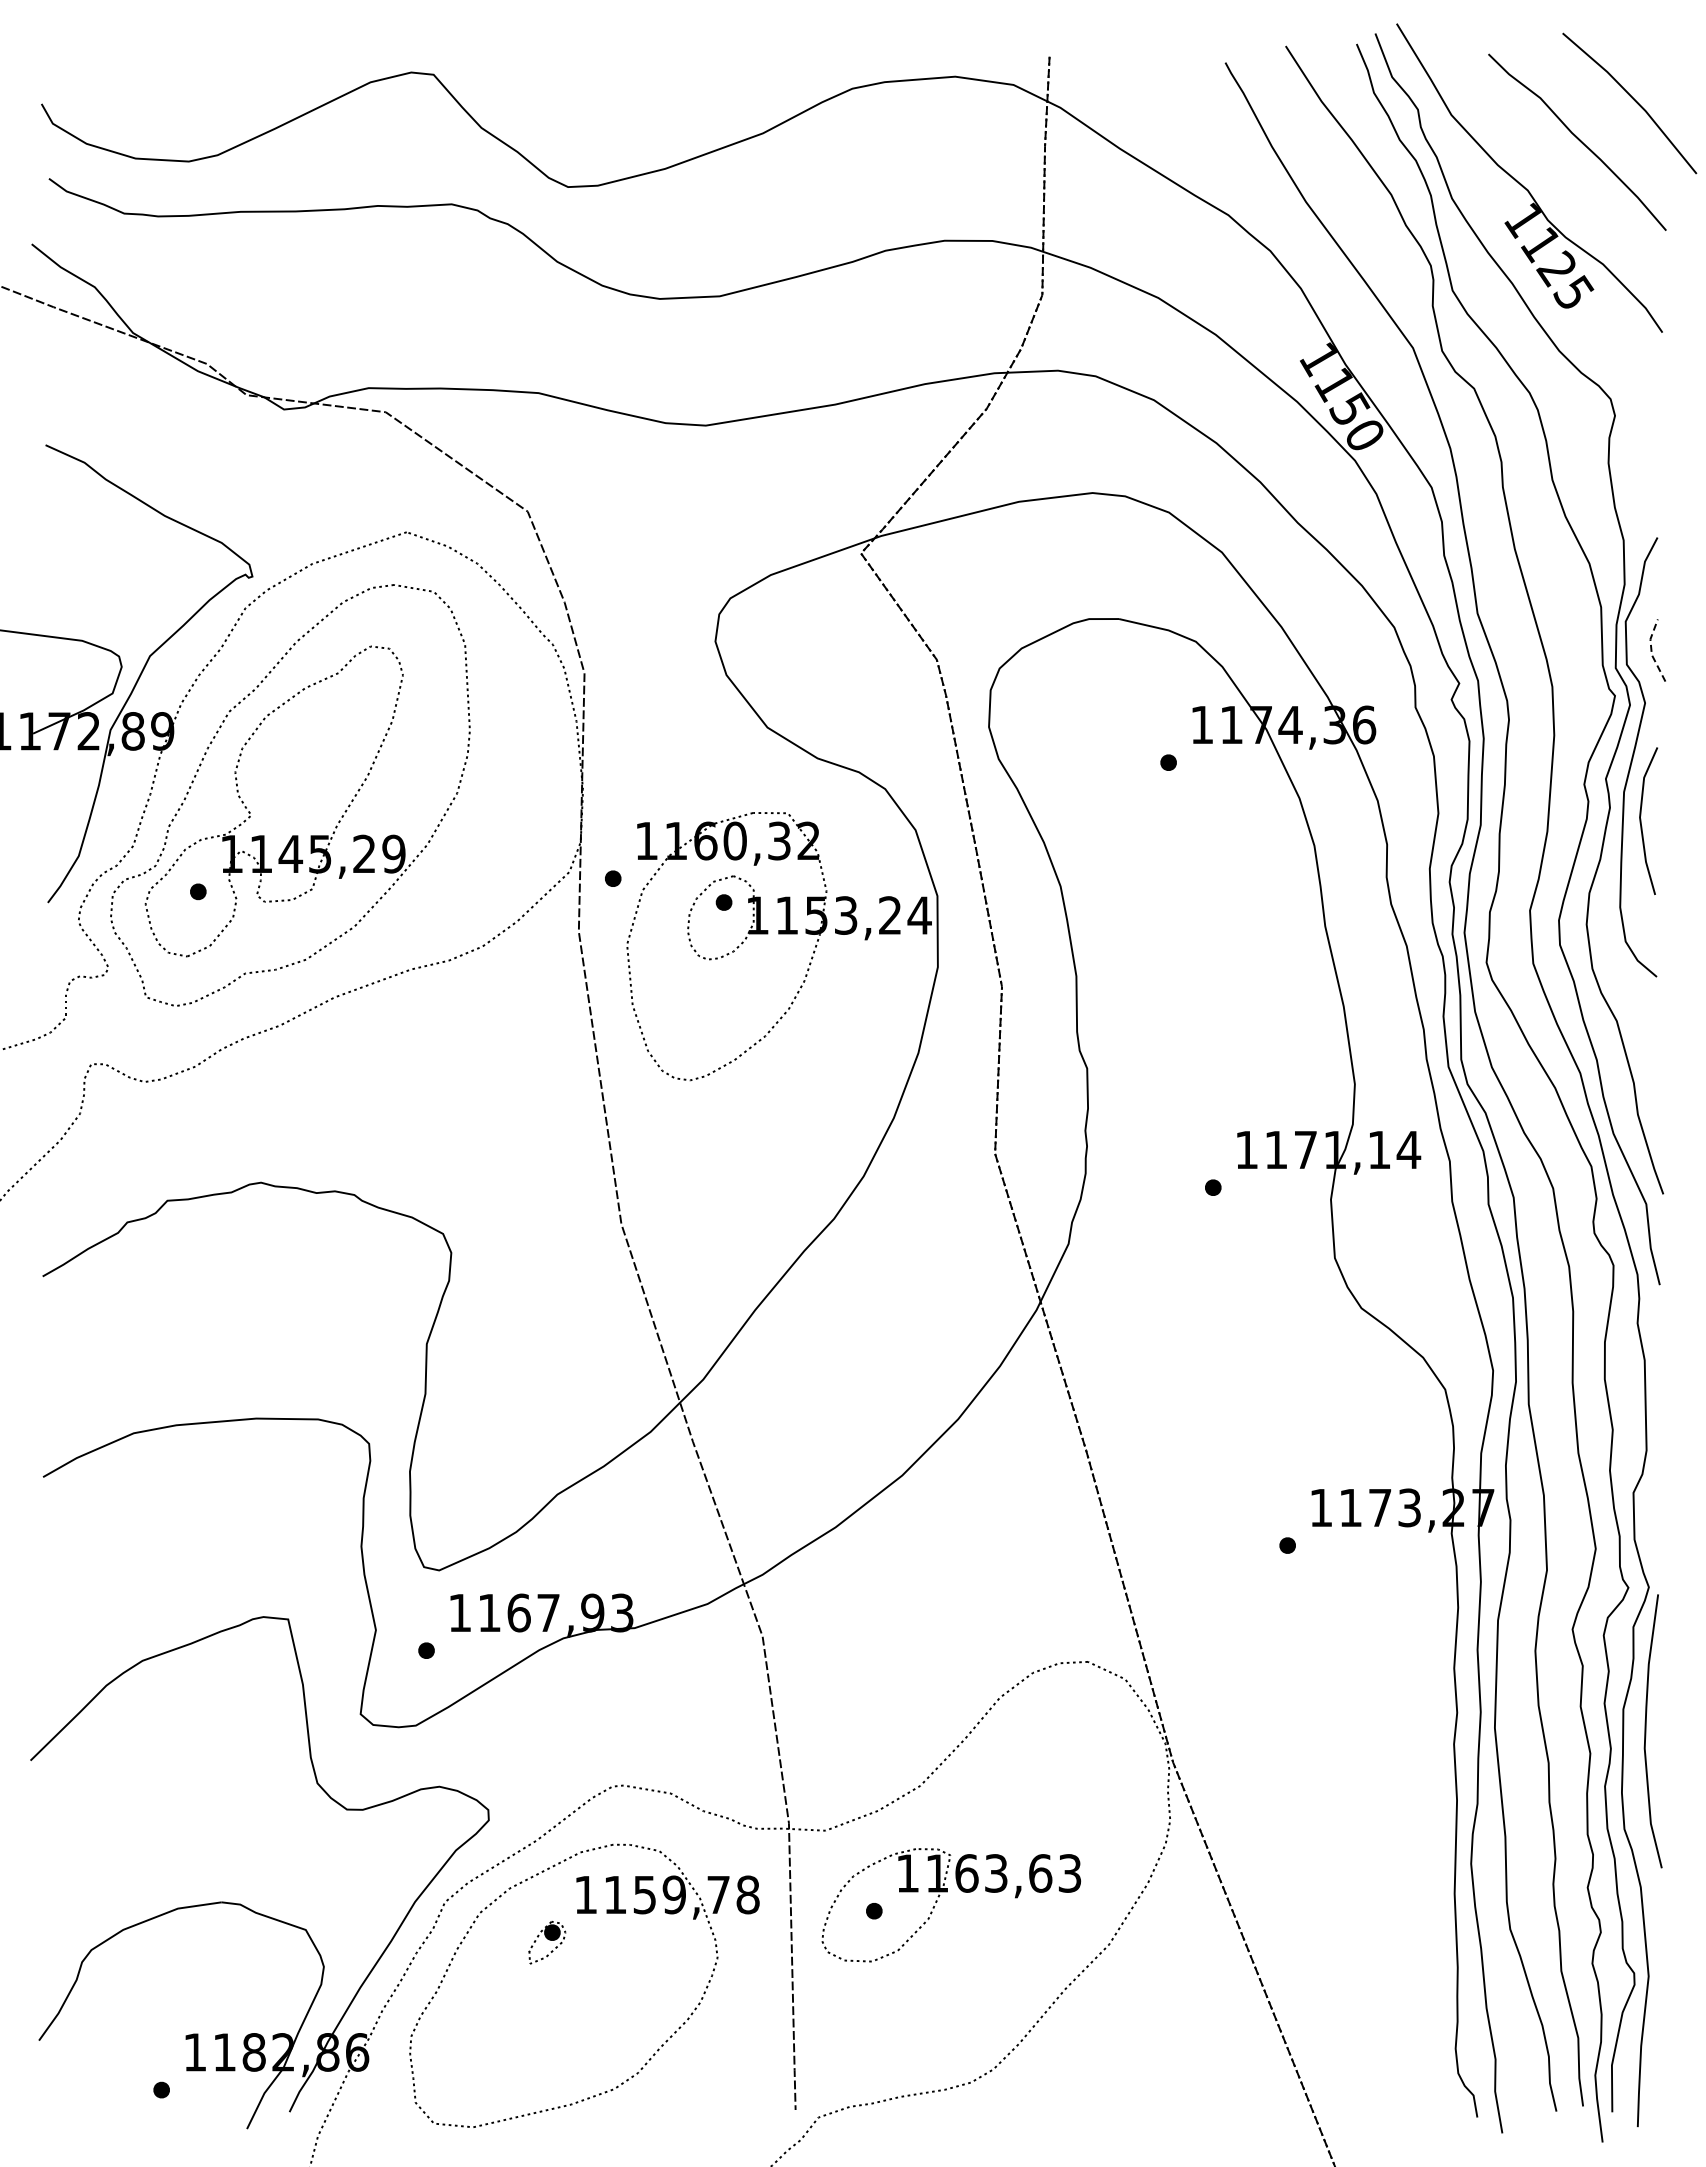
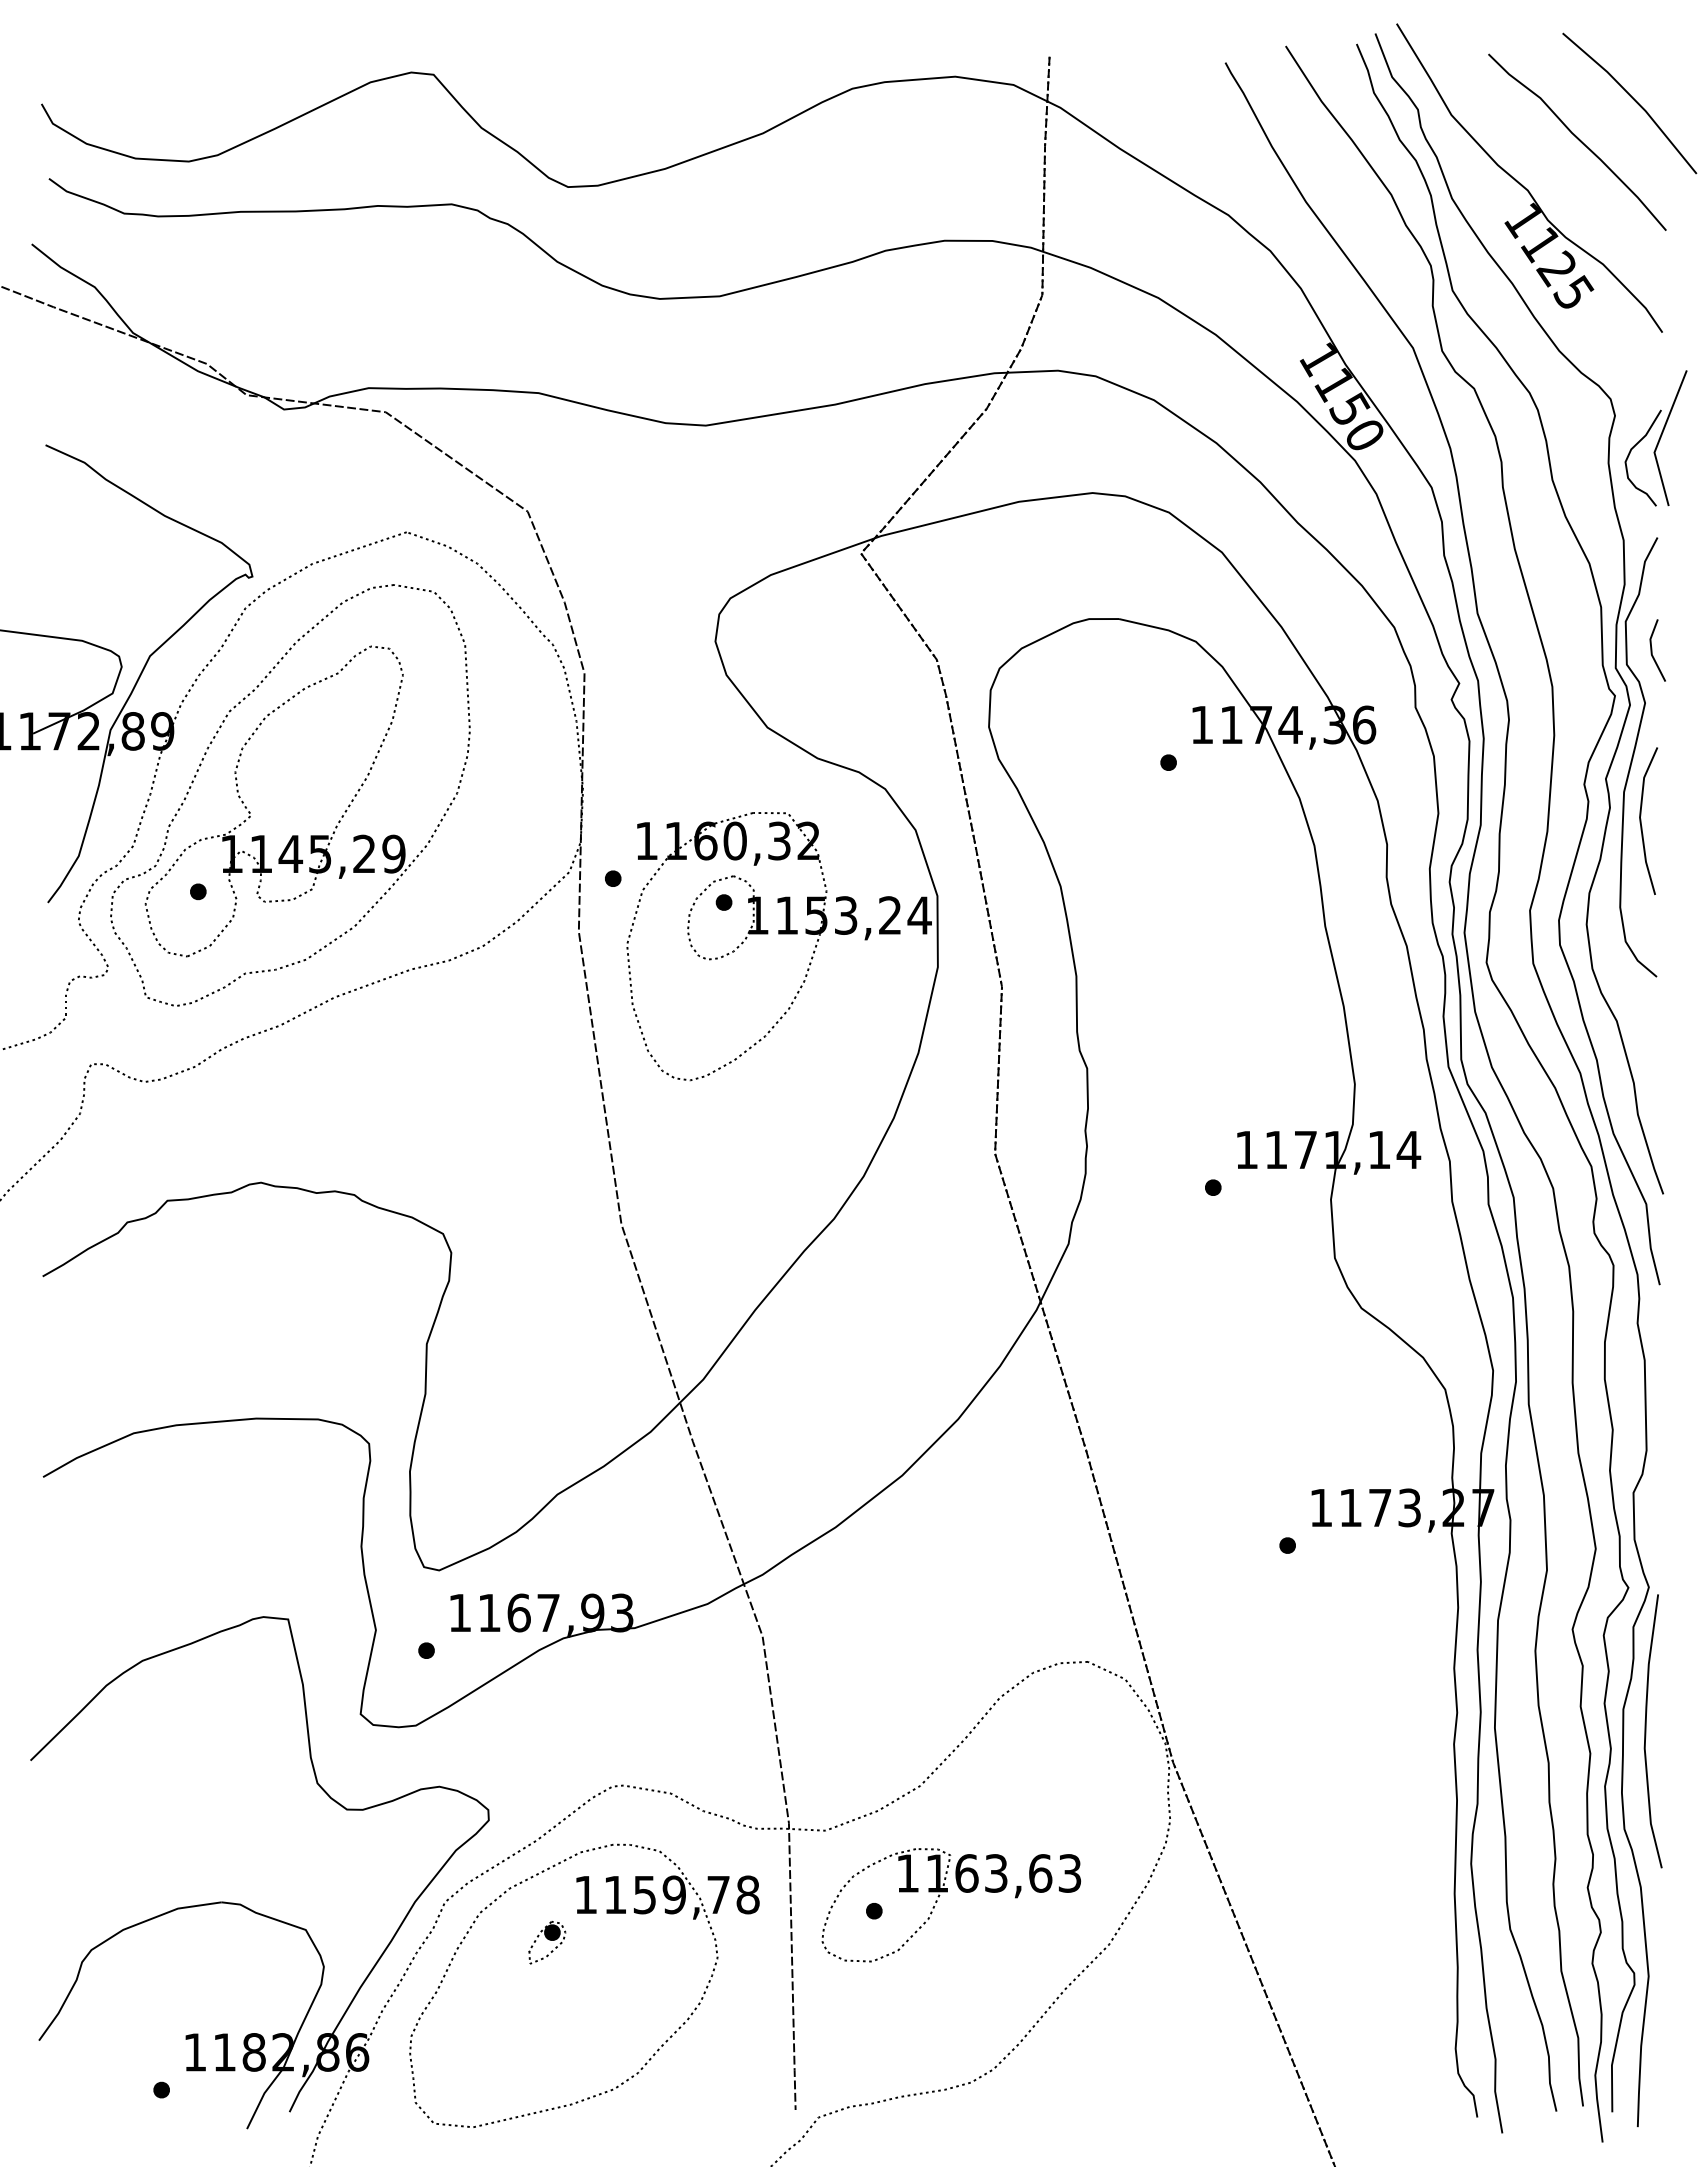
part: none -> present (1655, 438)
line: dashed -> solid (1651, 651)
